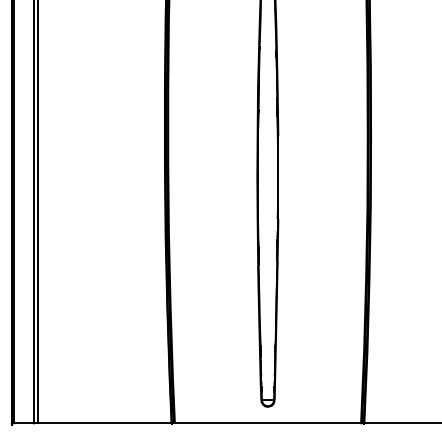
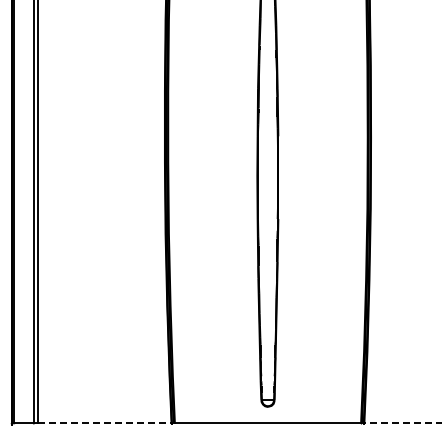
line: solid -> dashed (104, 422)
line: solid -> dashed (402, 422)
